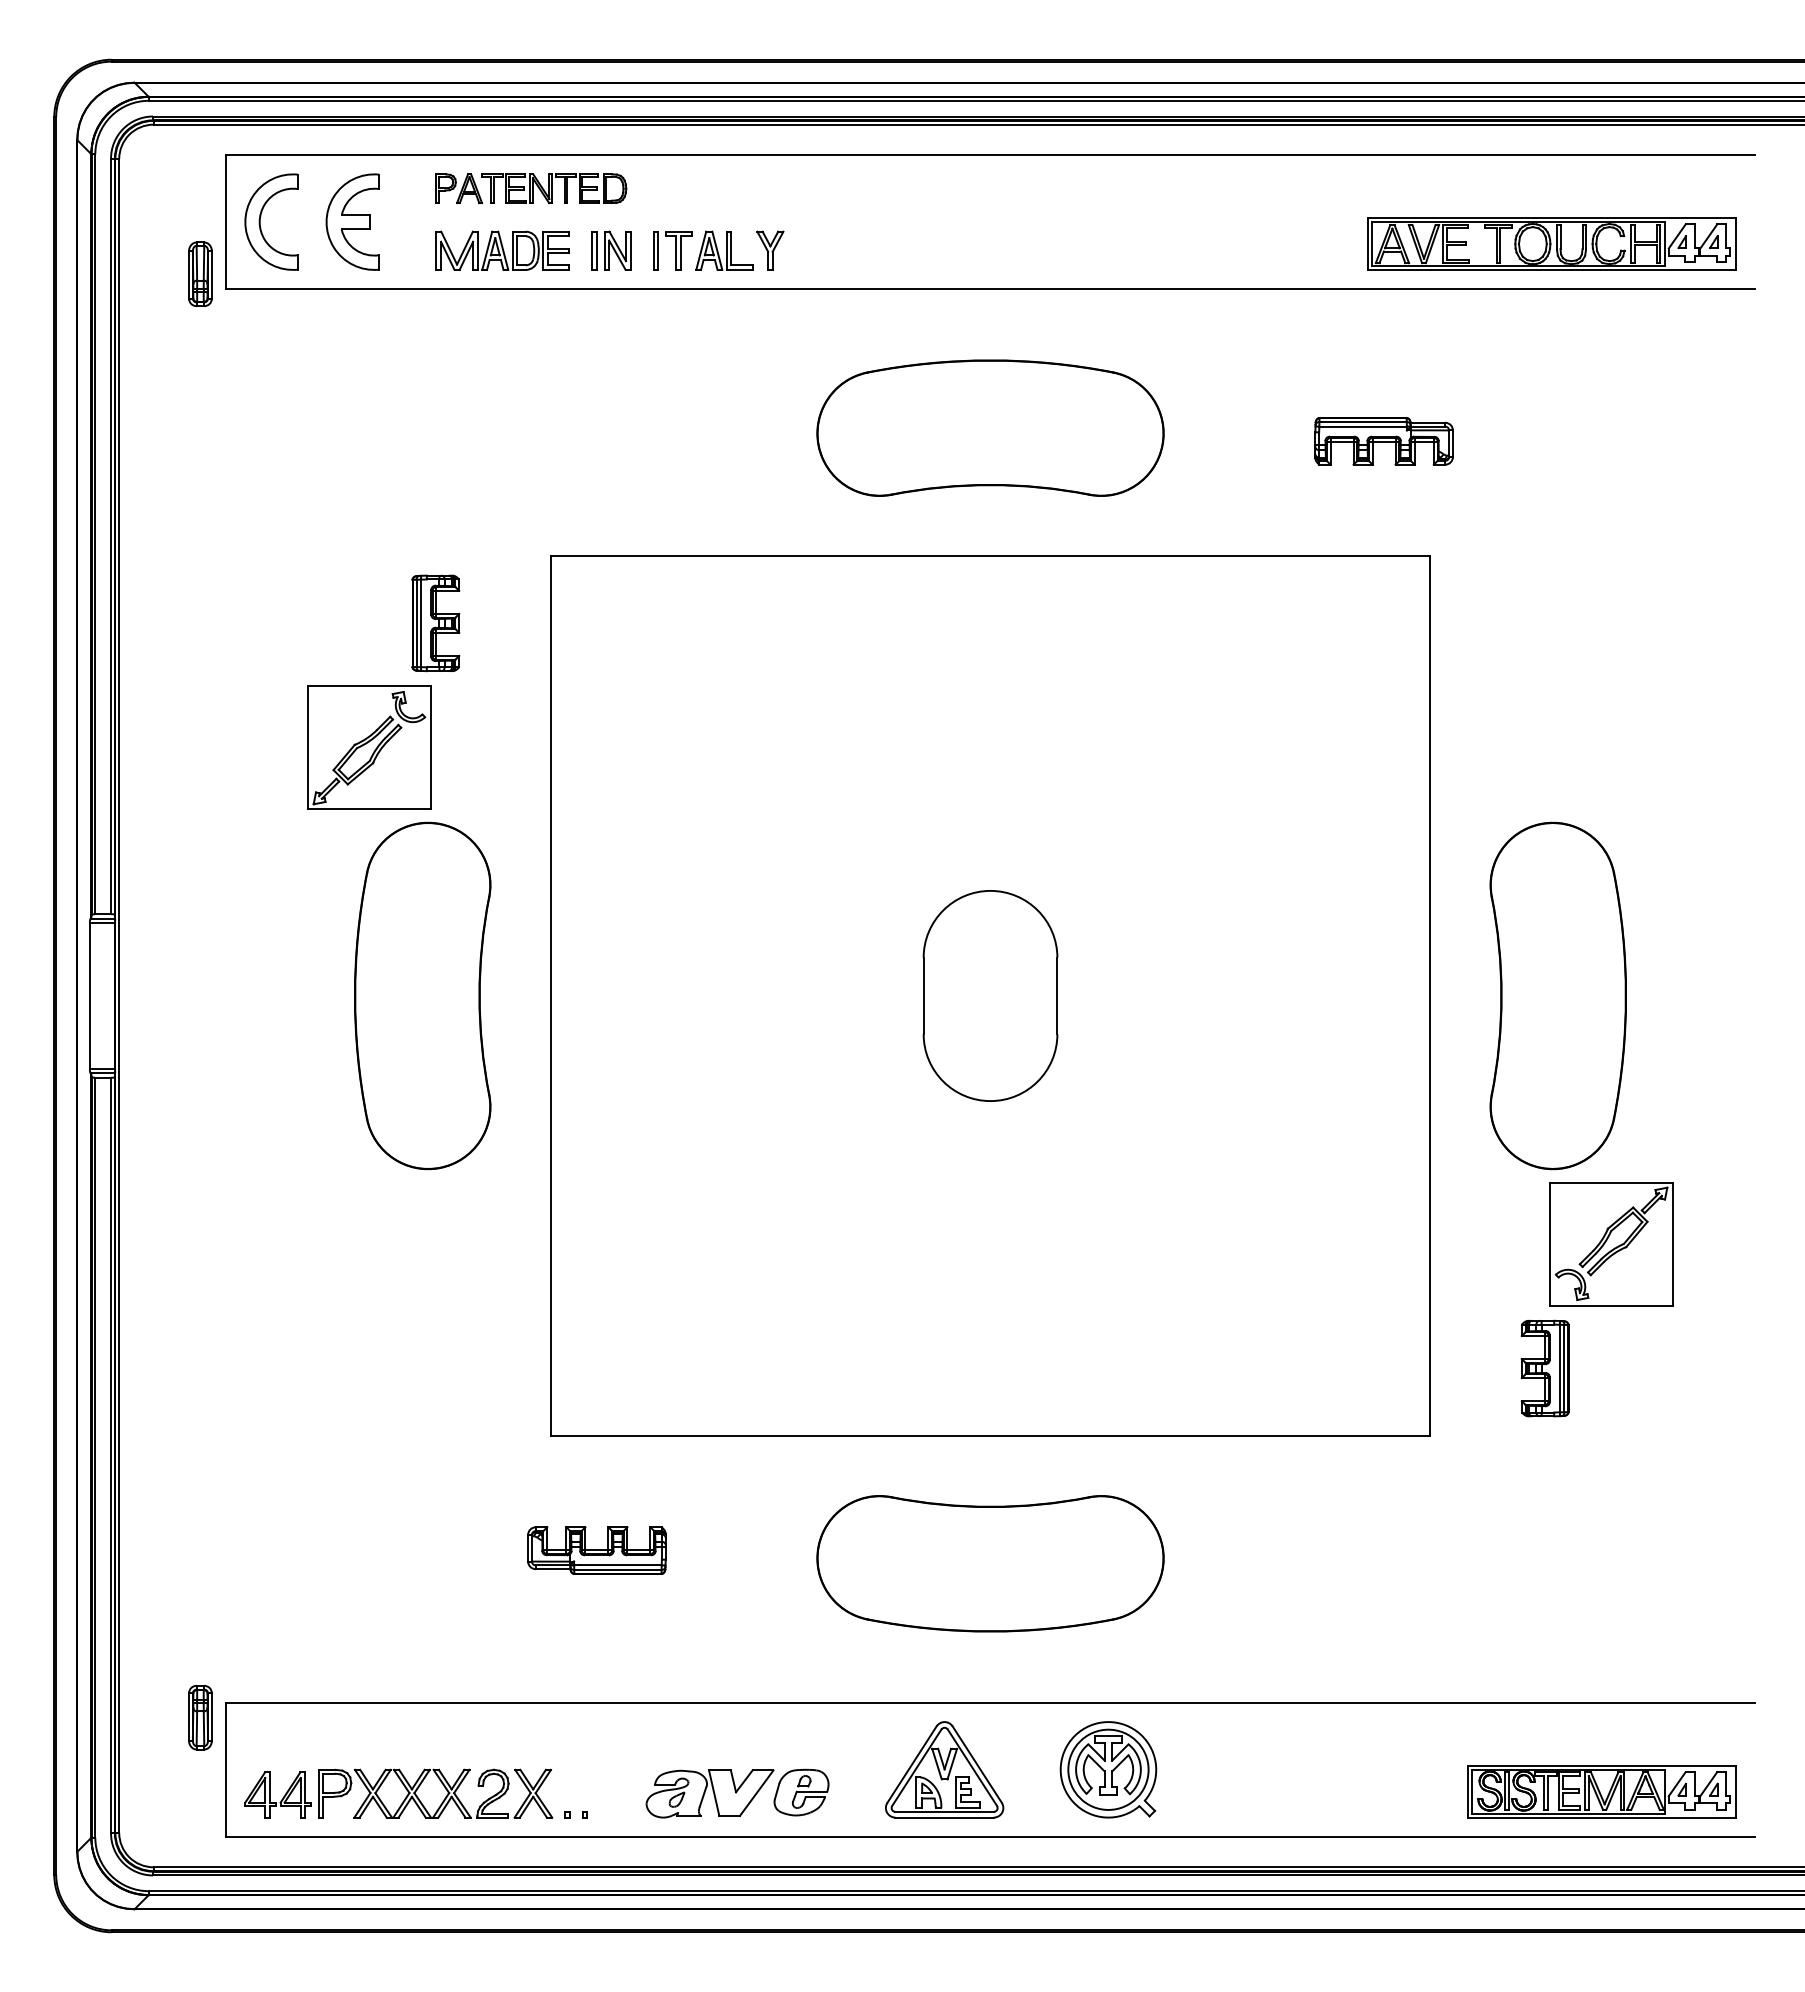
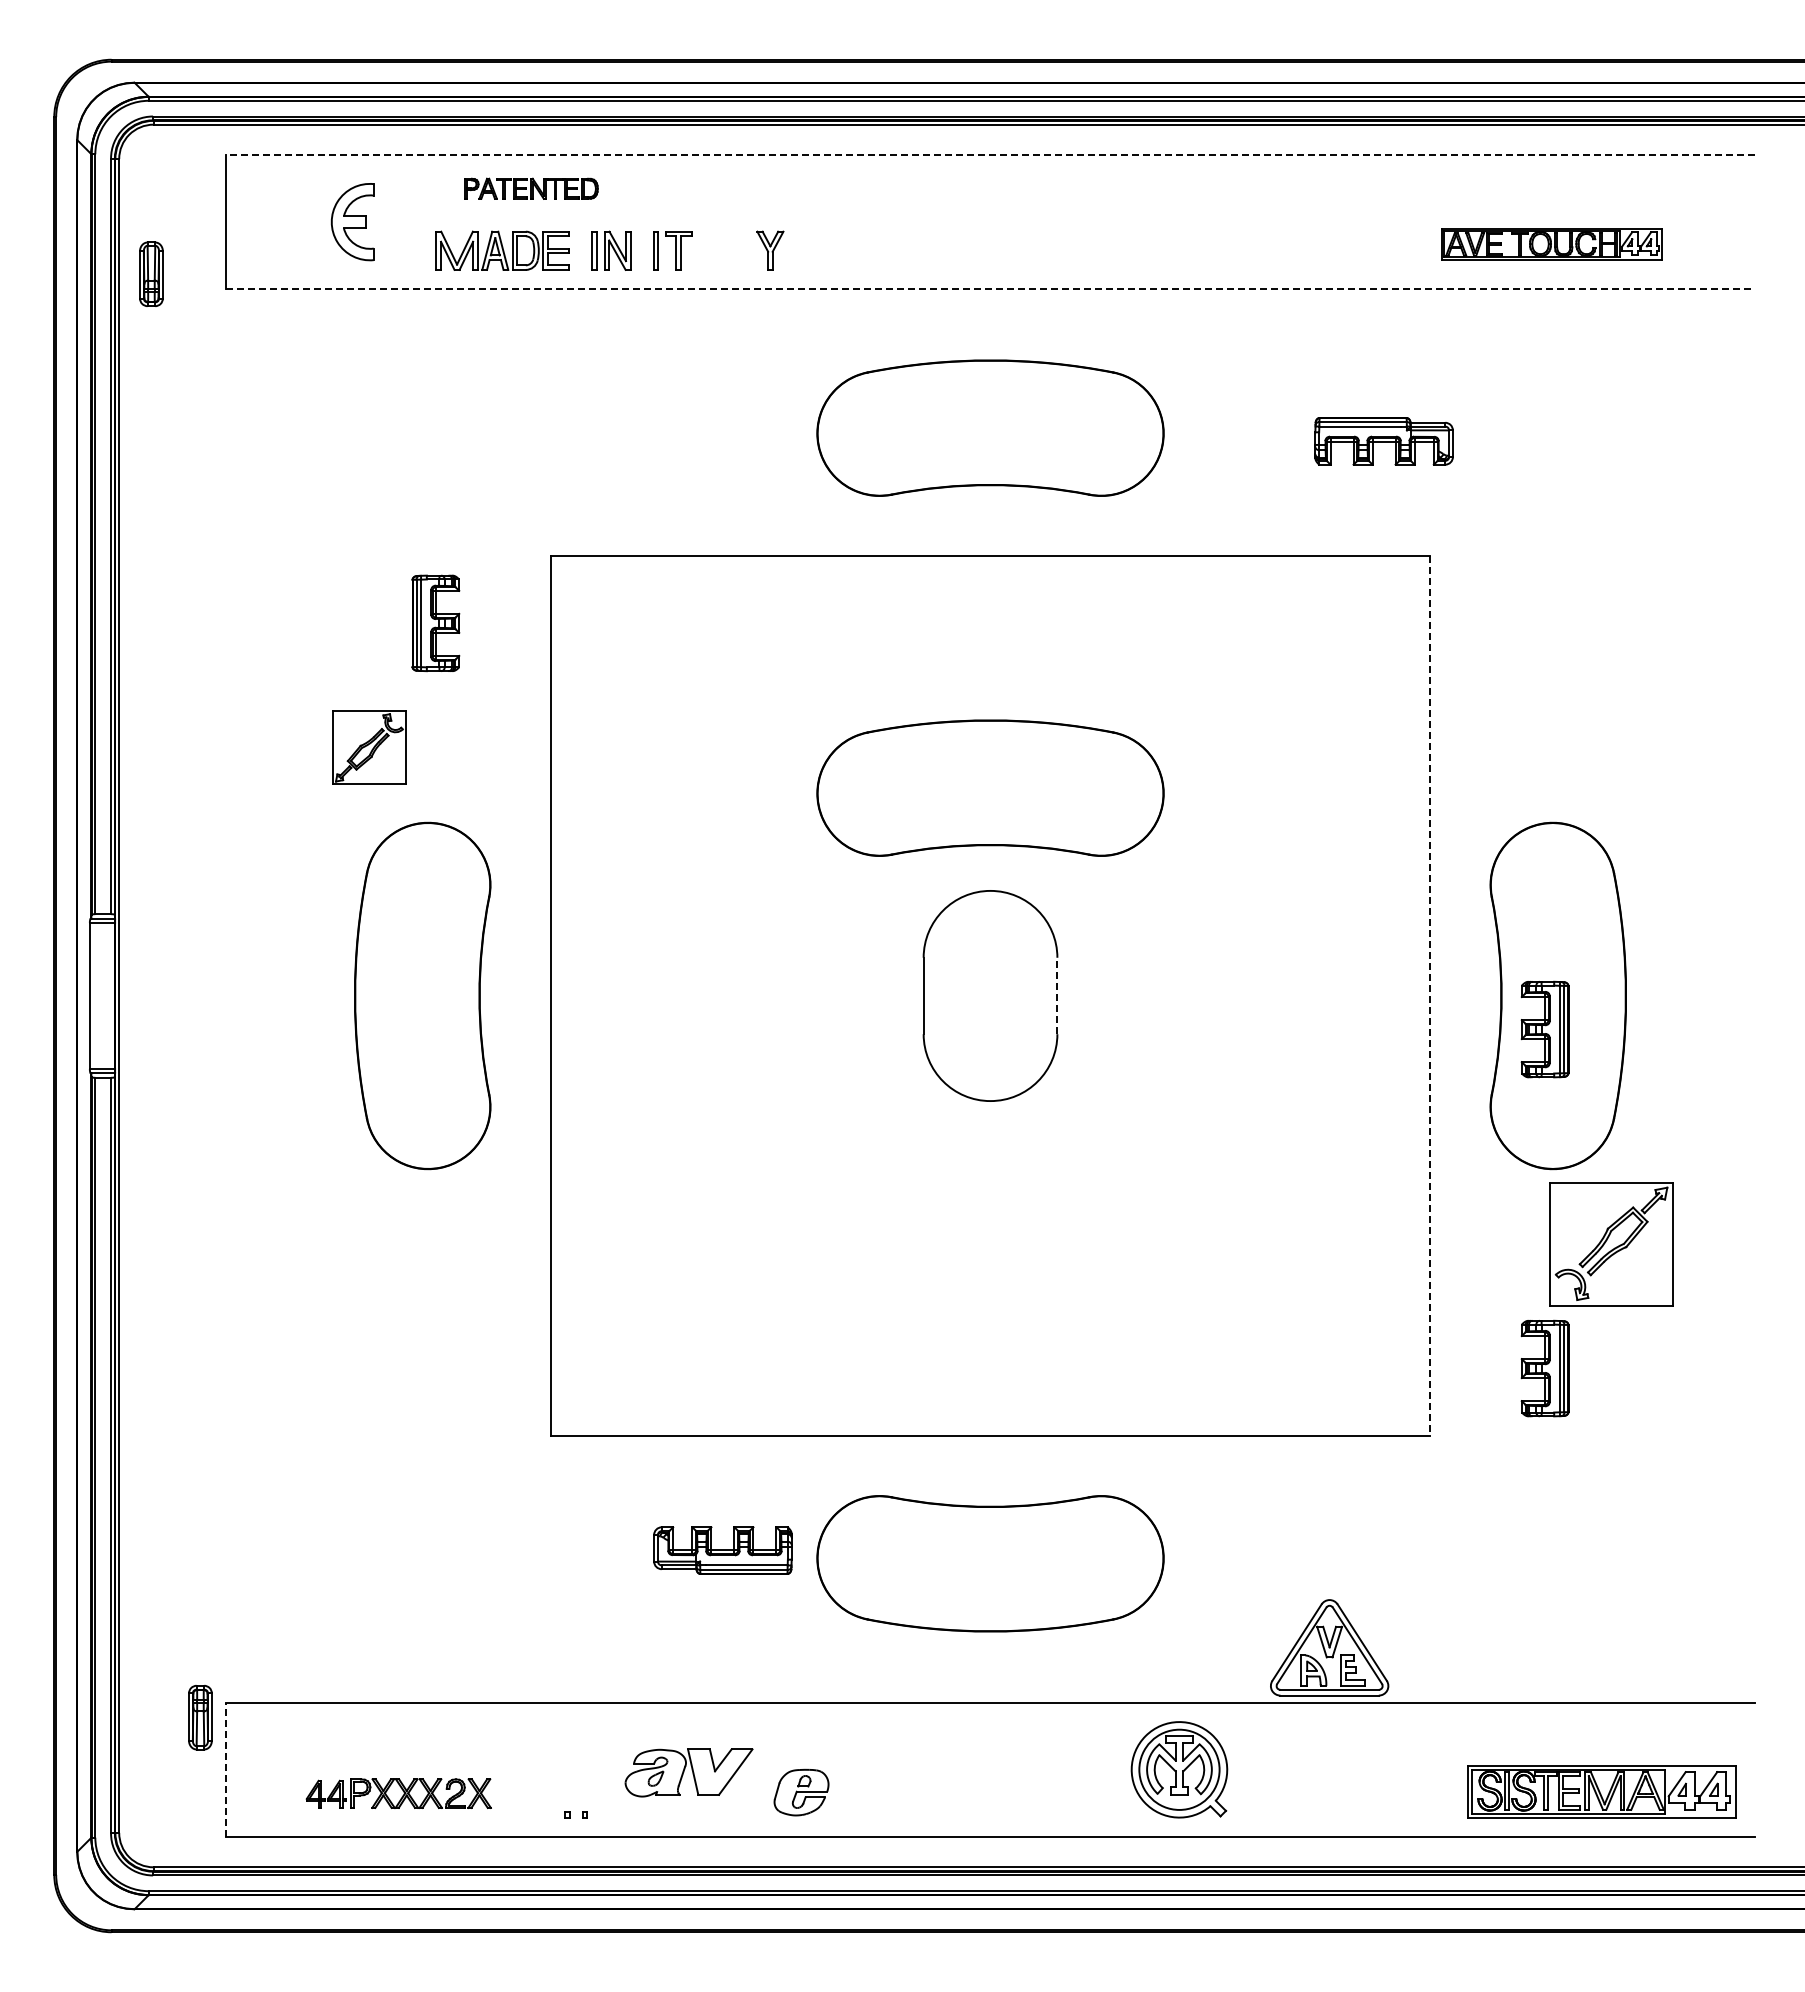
line: solid -> dashed (990, 155)
part size: 193x32 px -> 135x23 px (531, 188)
part: present -> none (260, 221)
part size: 55x98 px -> 45x79 px (352, 222)
part size: 370x54 px -> 222x33 px (1551, 244)
part: present -> none (724, 250)
part position: (200, 273) -> (151, 273) (151, 273)
line: solid -> dashed (991, 289)
part size: 125x125 px -> 75x75 px (369, 747)
part: none -> present (990, 787)
line: solid -> dashed (1057, 995)
line: solid -> dashed (1430, 995)
part: none -> present (1544, 1029)
part position: (596, 1550) -> (722, 1550) (722, 1550)
line: solid -> dashed (226, 1769)
part position: (944, 1769) -> (1329, 1647) (1329, 1647)
part position: (1108, 1769) -> (1179, 1769) (1179, 1769)
part size: 310x51 px -> 187x31 px (398, 1793)
part position: (709, 1793) -> (688, 1772) (688, 1772)
